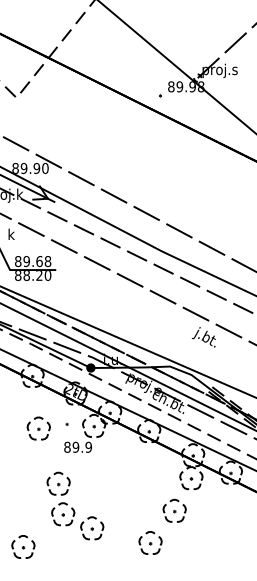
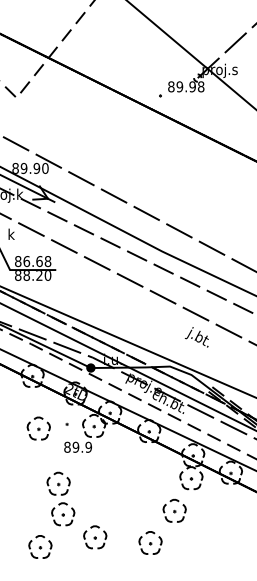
line position: (176, 66) -> (190, 54) (190, 54)
text: 89.68 -> 86.68 (26, 261)
text position: (203, 337) -> (196, 337) (196, 337)
part position: (92, 528) -> (95, 537) (95, 537)
part position: (23, 546) -> (40, 546) (40, 546)
